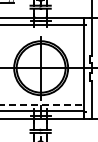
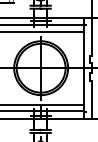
line: none -> present (43, 31)
line: dashed -> solid (42, 104)
